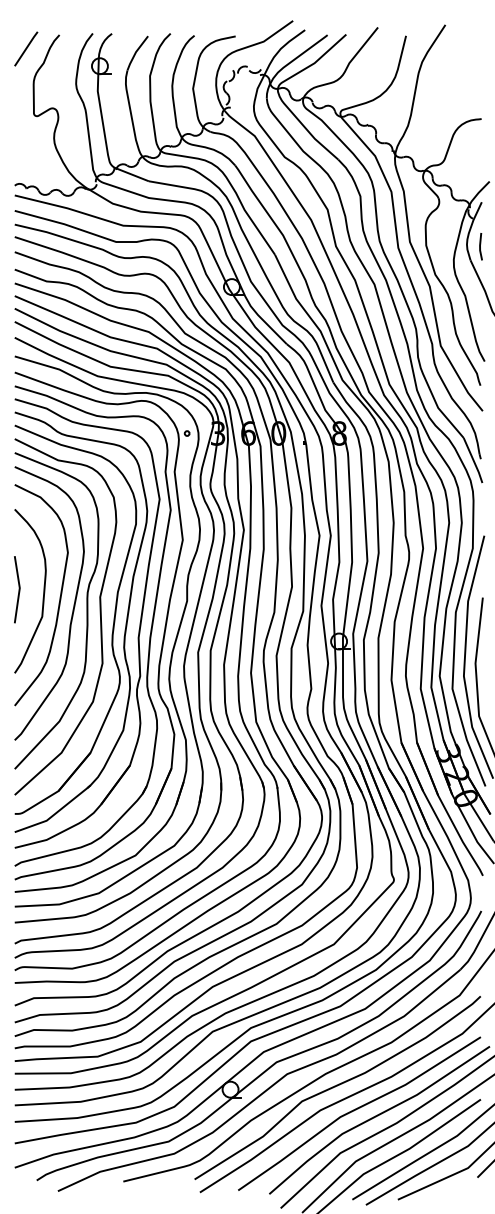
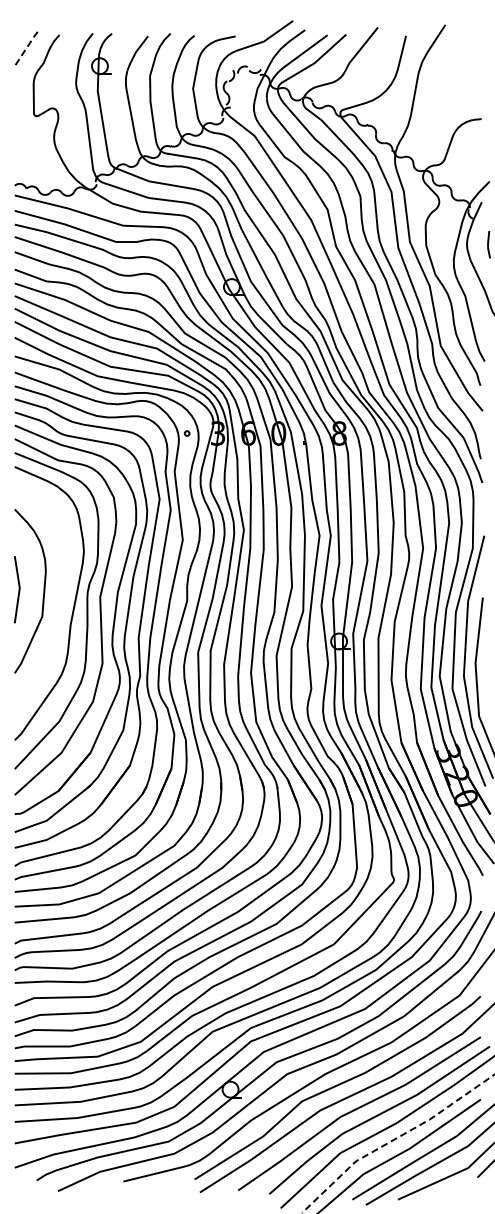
line: solid -> dashed (26, 48)
line position: (480, 246) -> (488, 244) (488, 244)
curve: present -> none (59, 596)
line: solid -> dashed (395, 1139)
